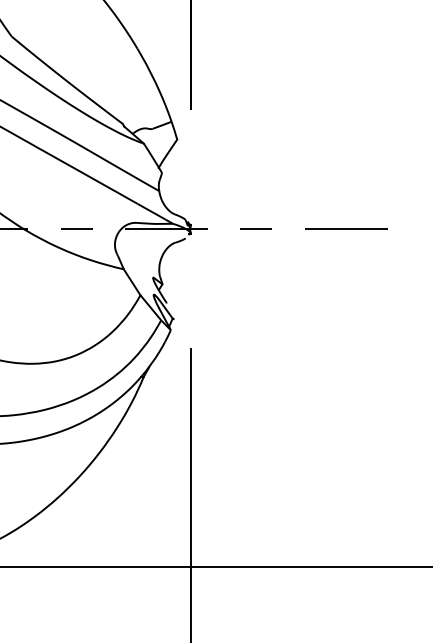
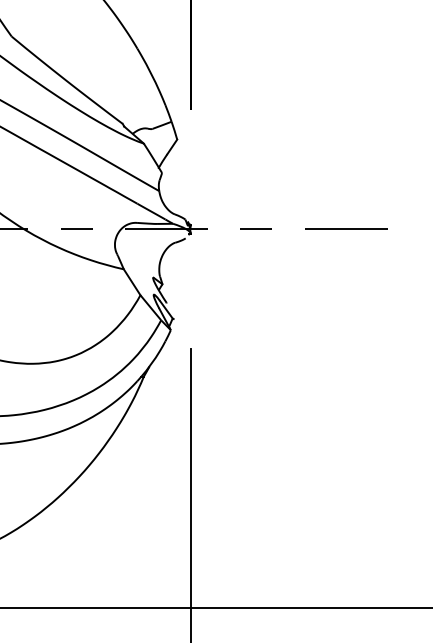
line position: (215, 566) -> (215, 607) (215, 607)
